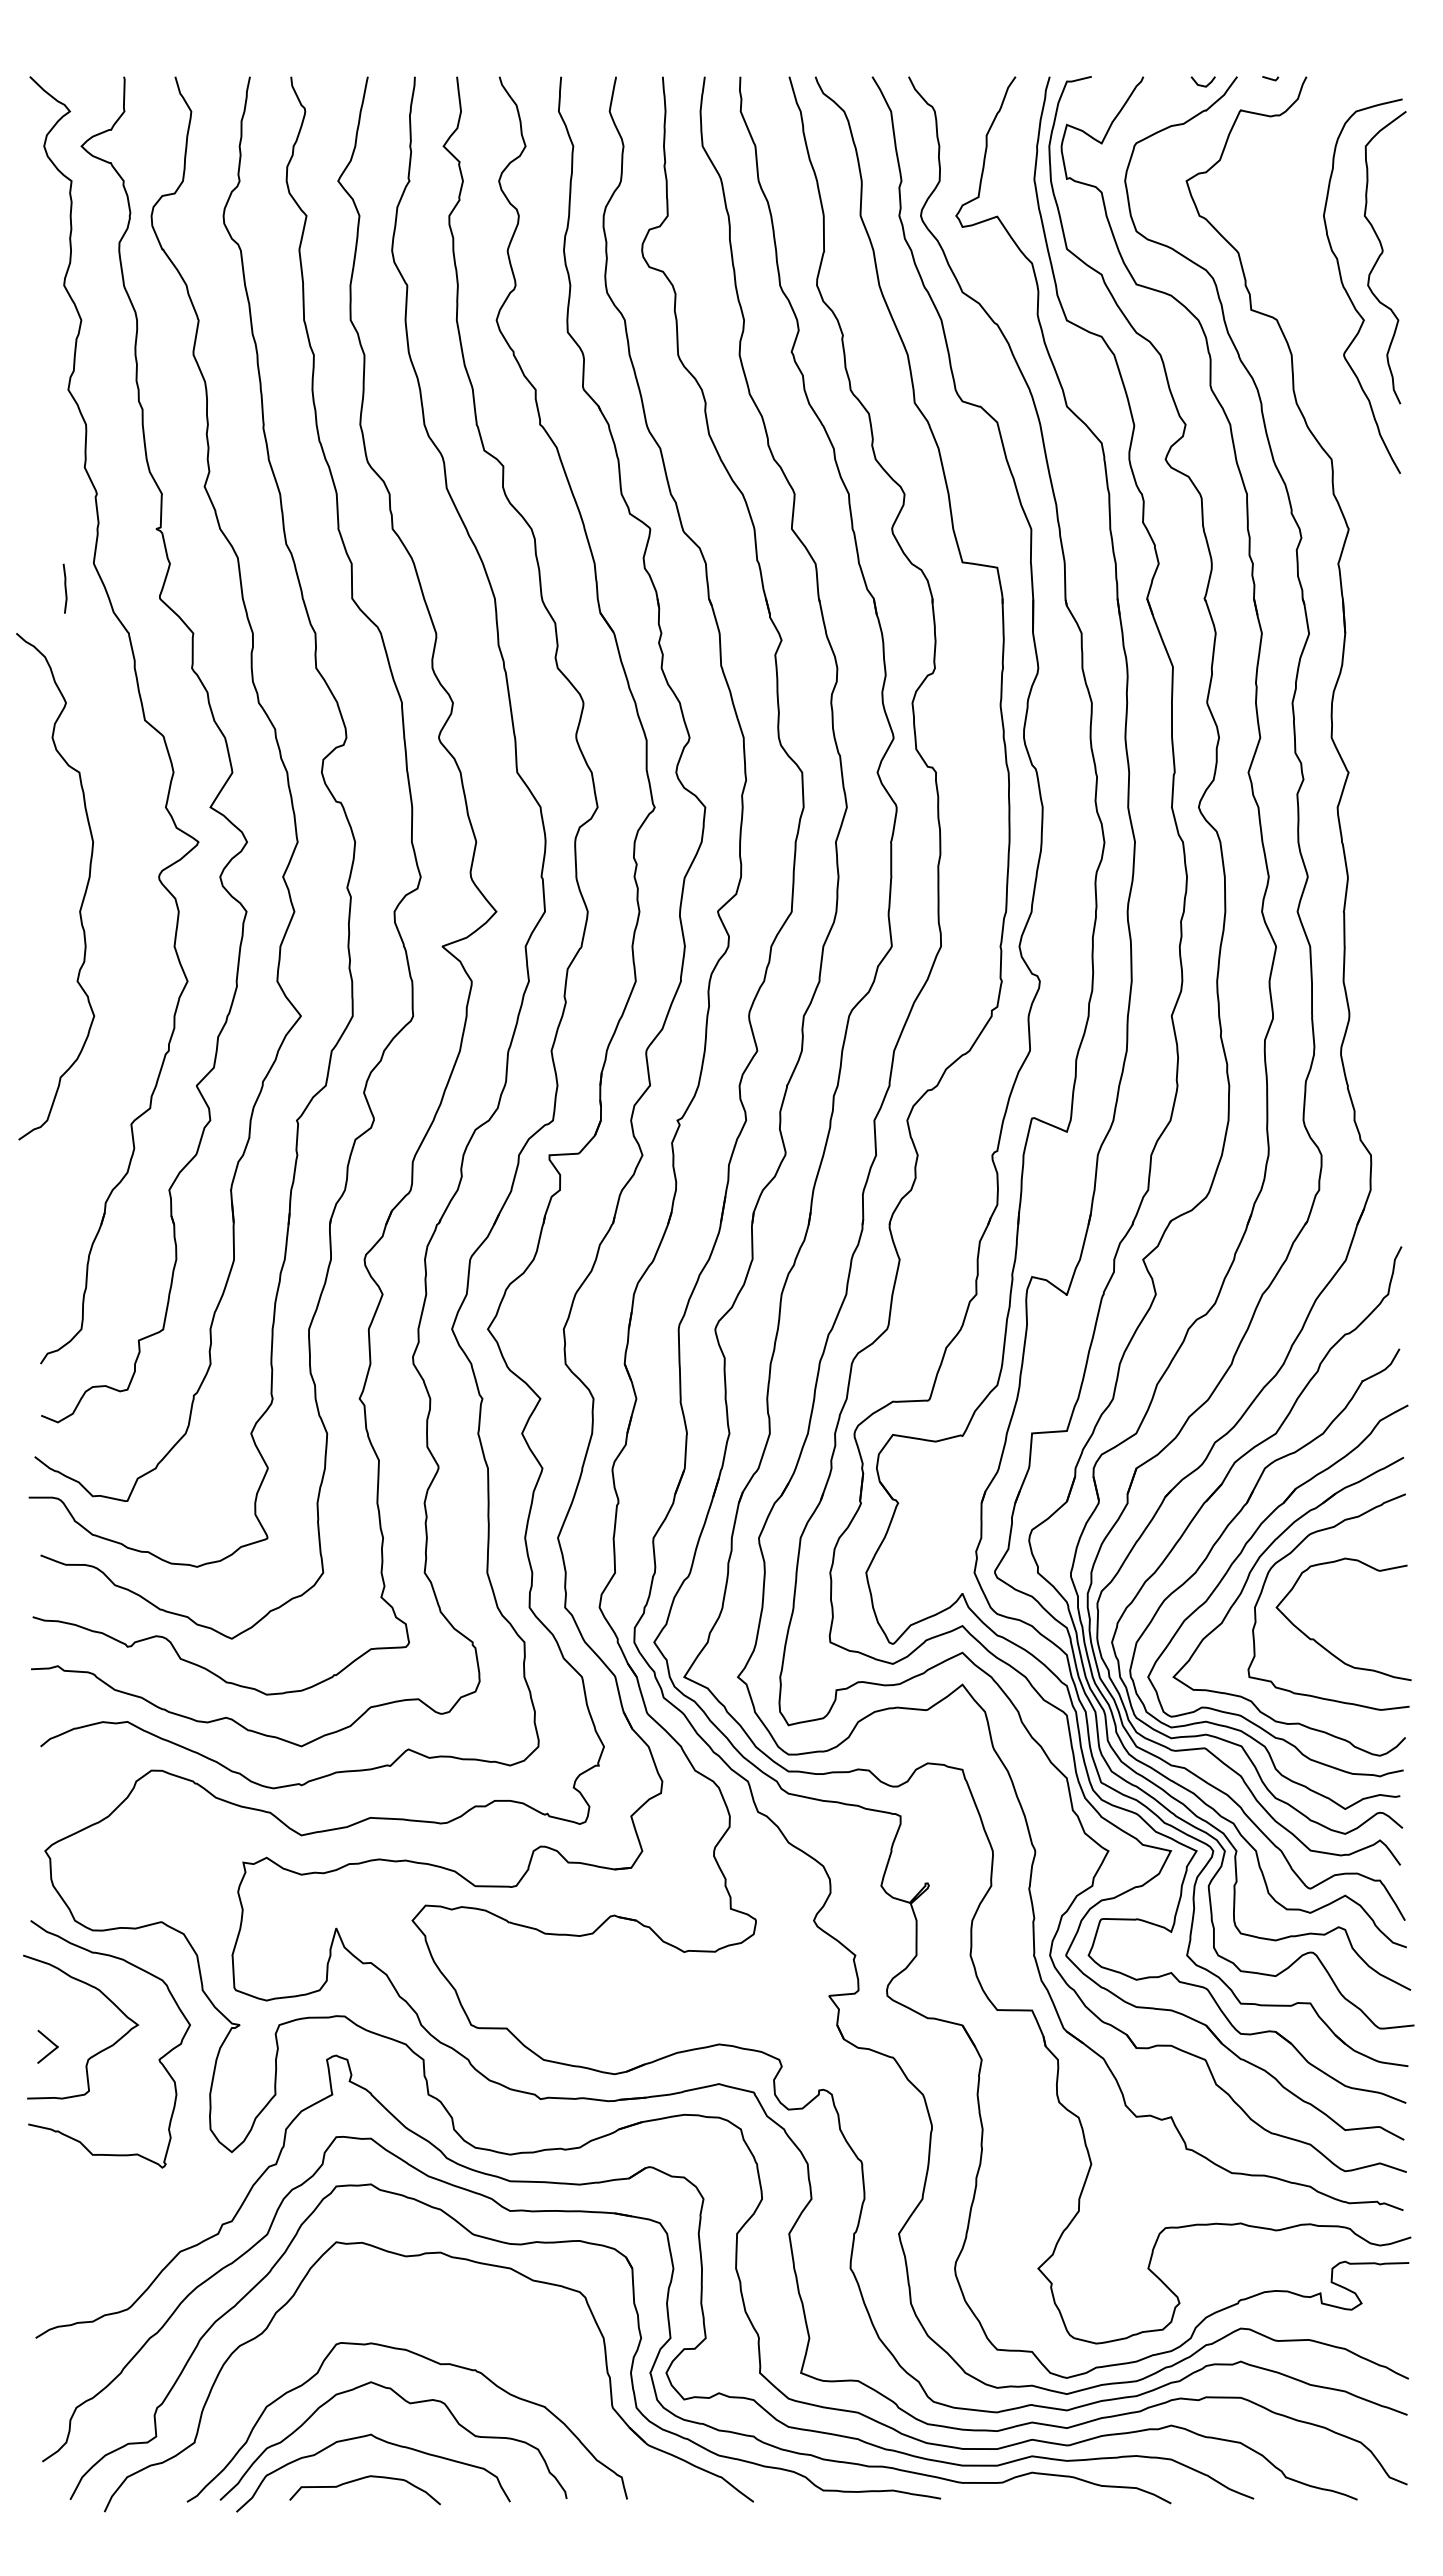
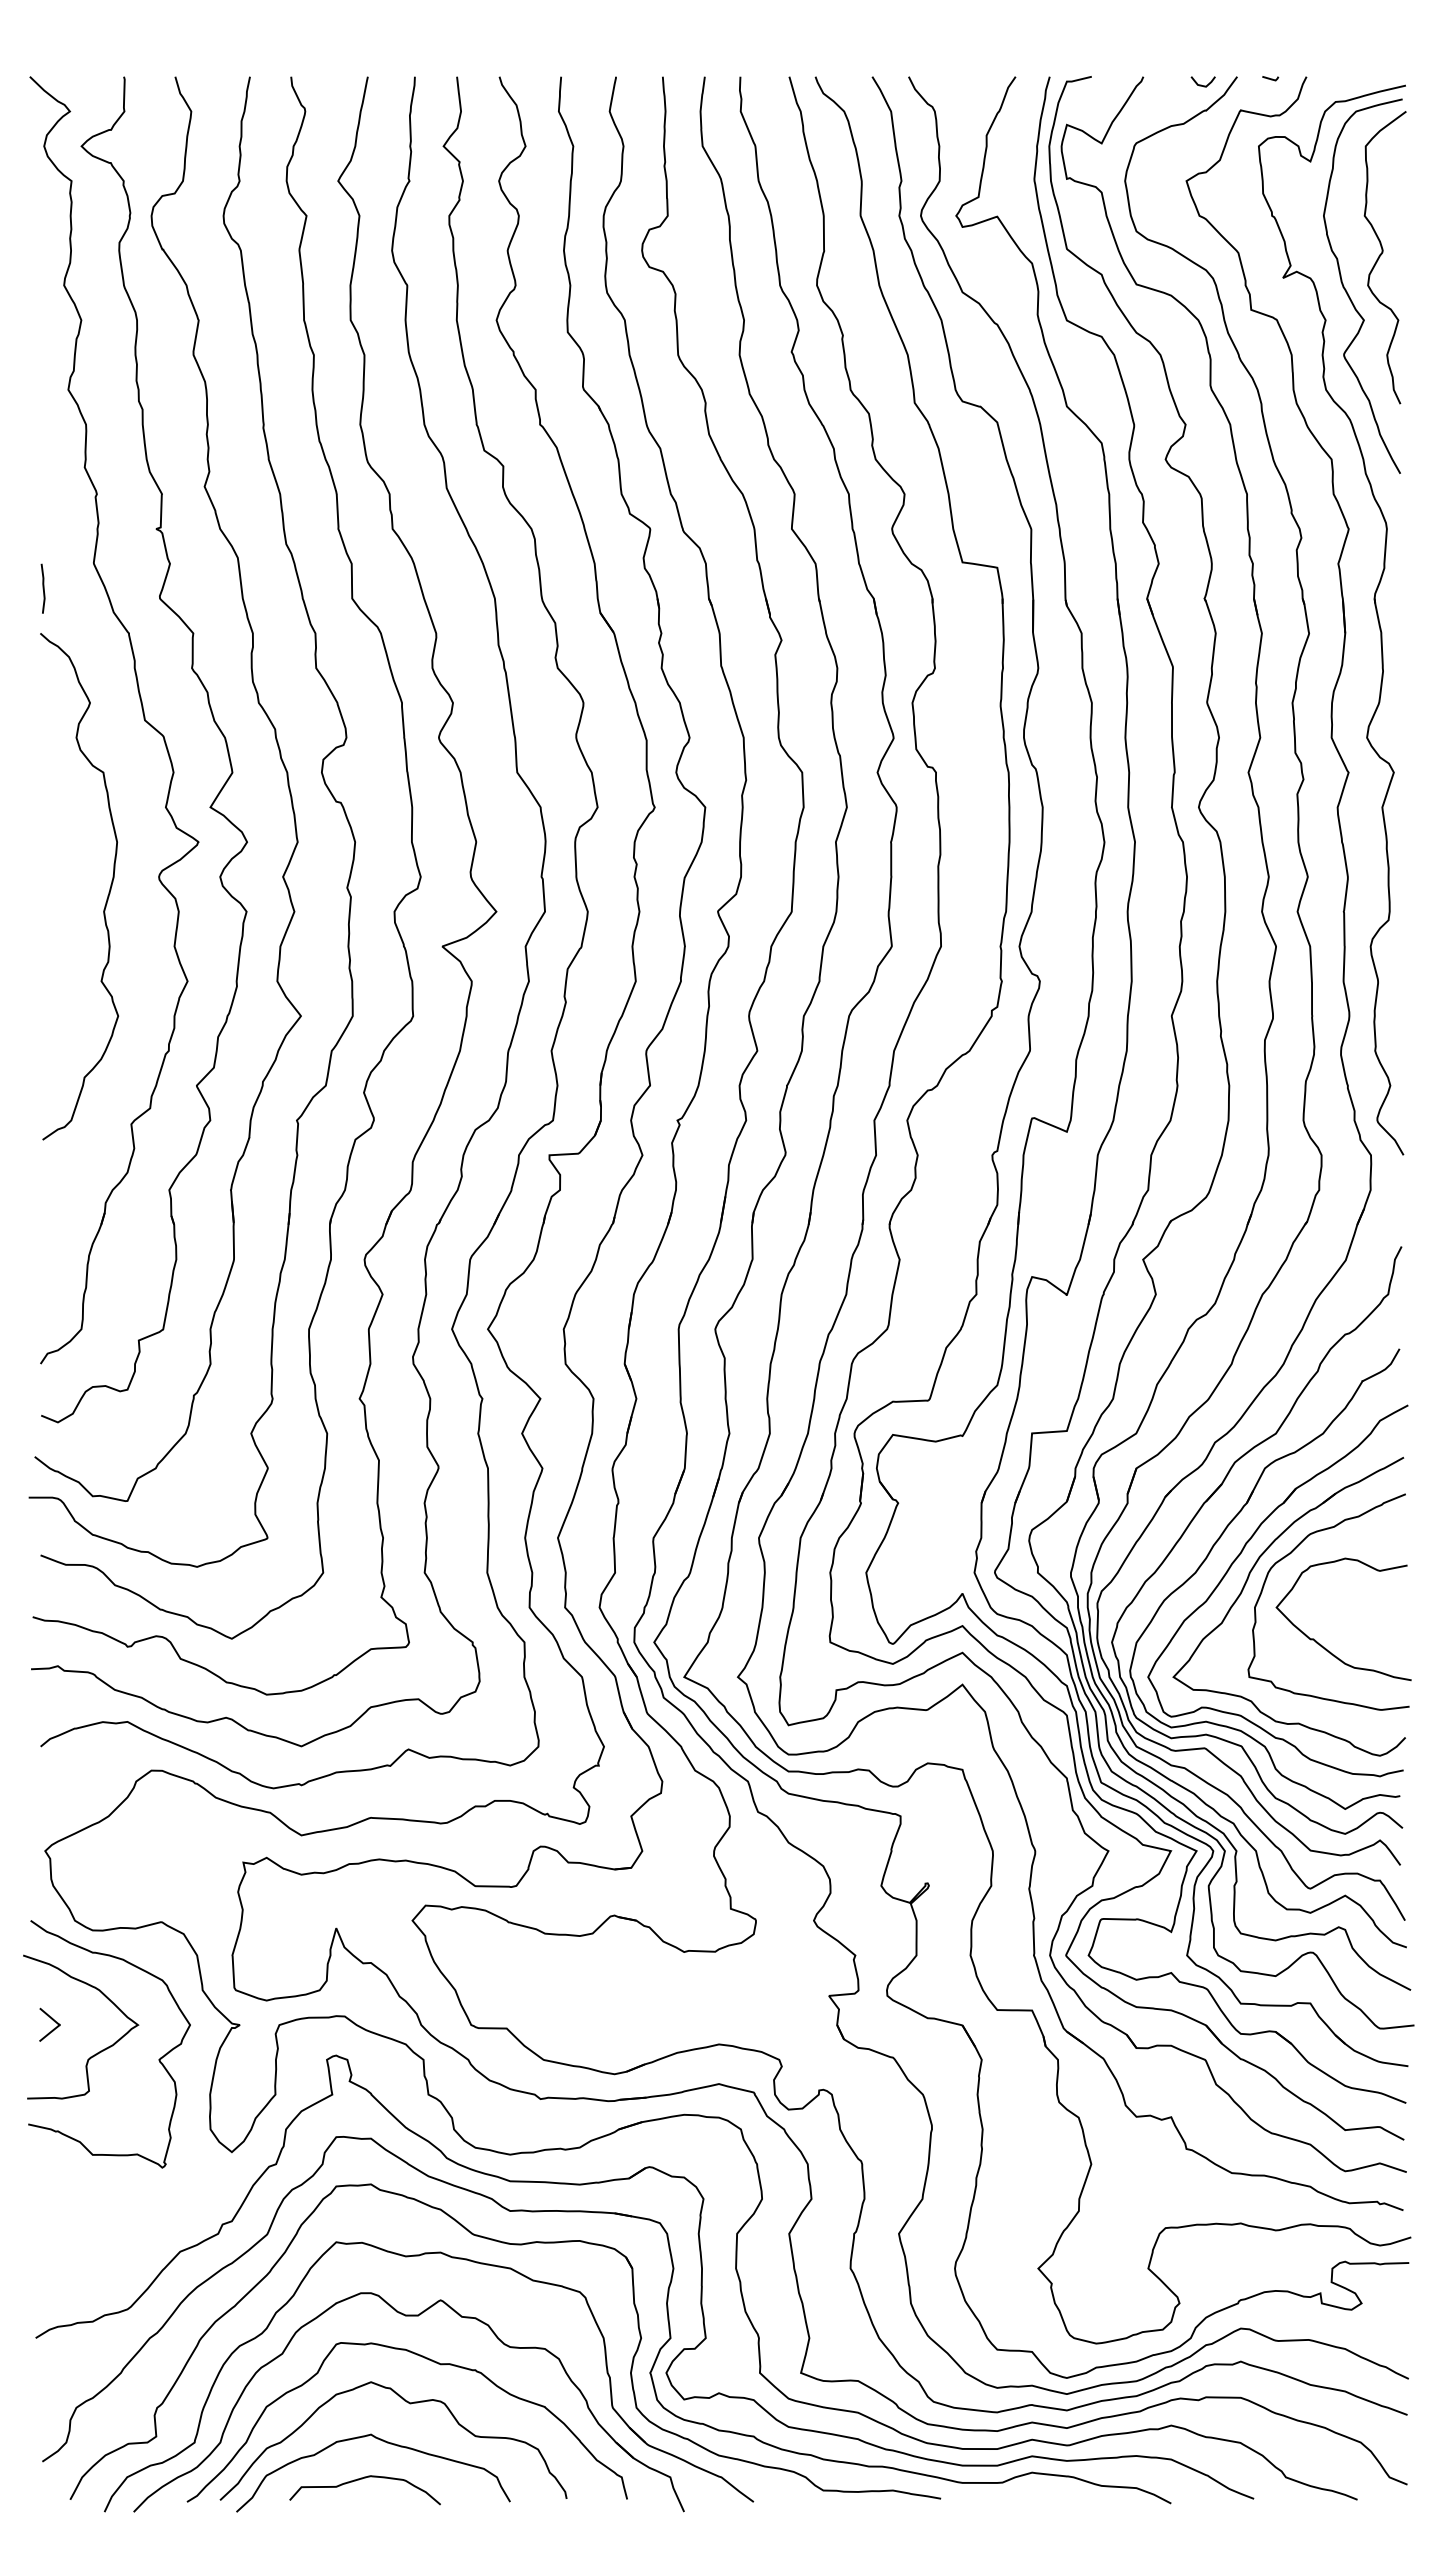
line position: (64, 588) -> (42, 588) (42, 588)
part: none -> present (1375, 611)
curve position: (83, 895) -> (107, 895) (107, 895)
curve position: (50, 2042) -> (52, 2020) (52, 2020)
part: none -> present (408, 2316)
